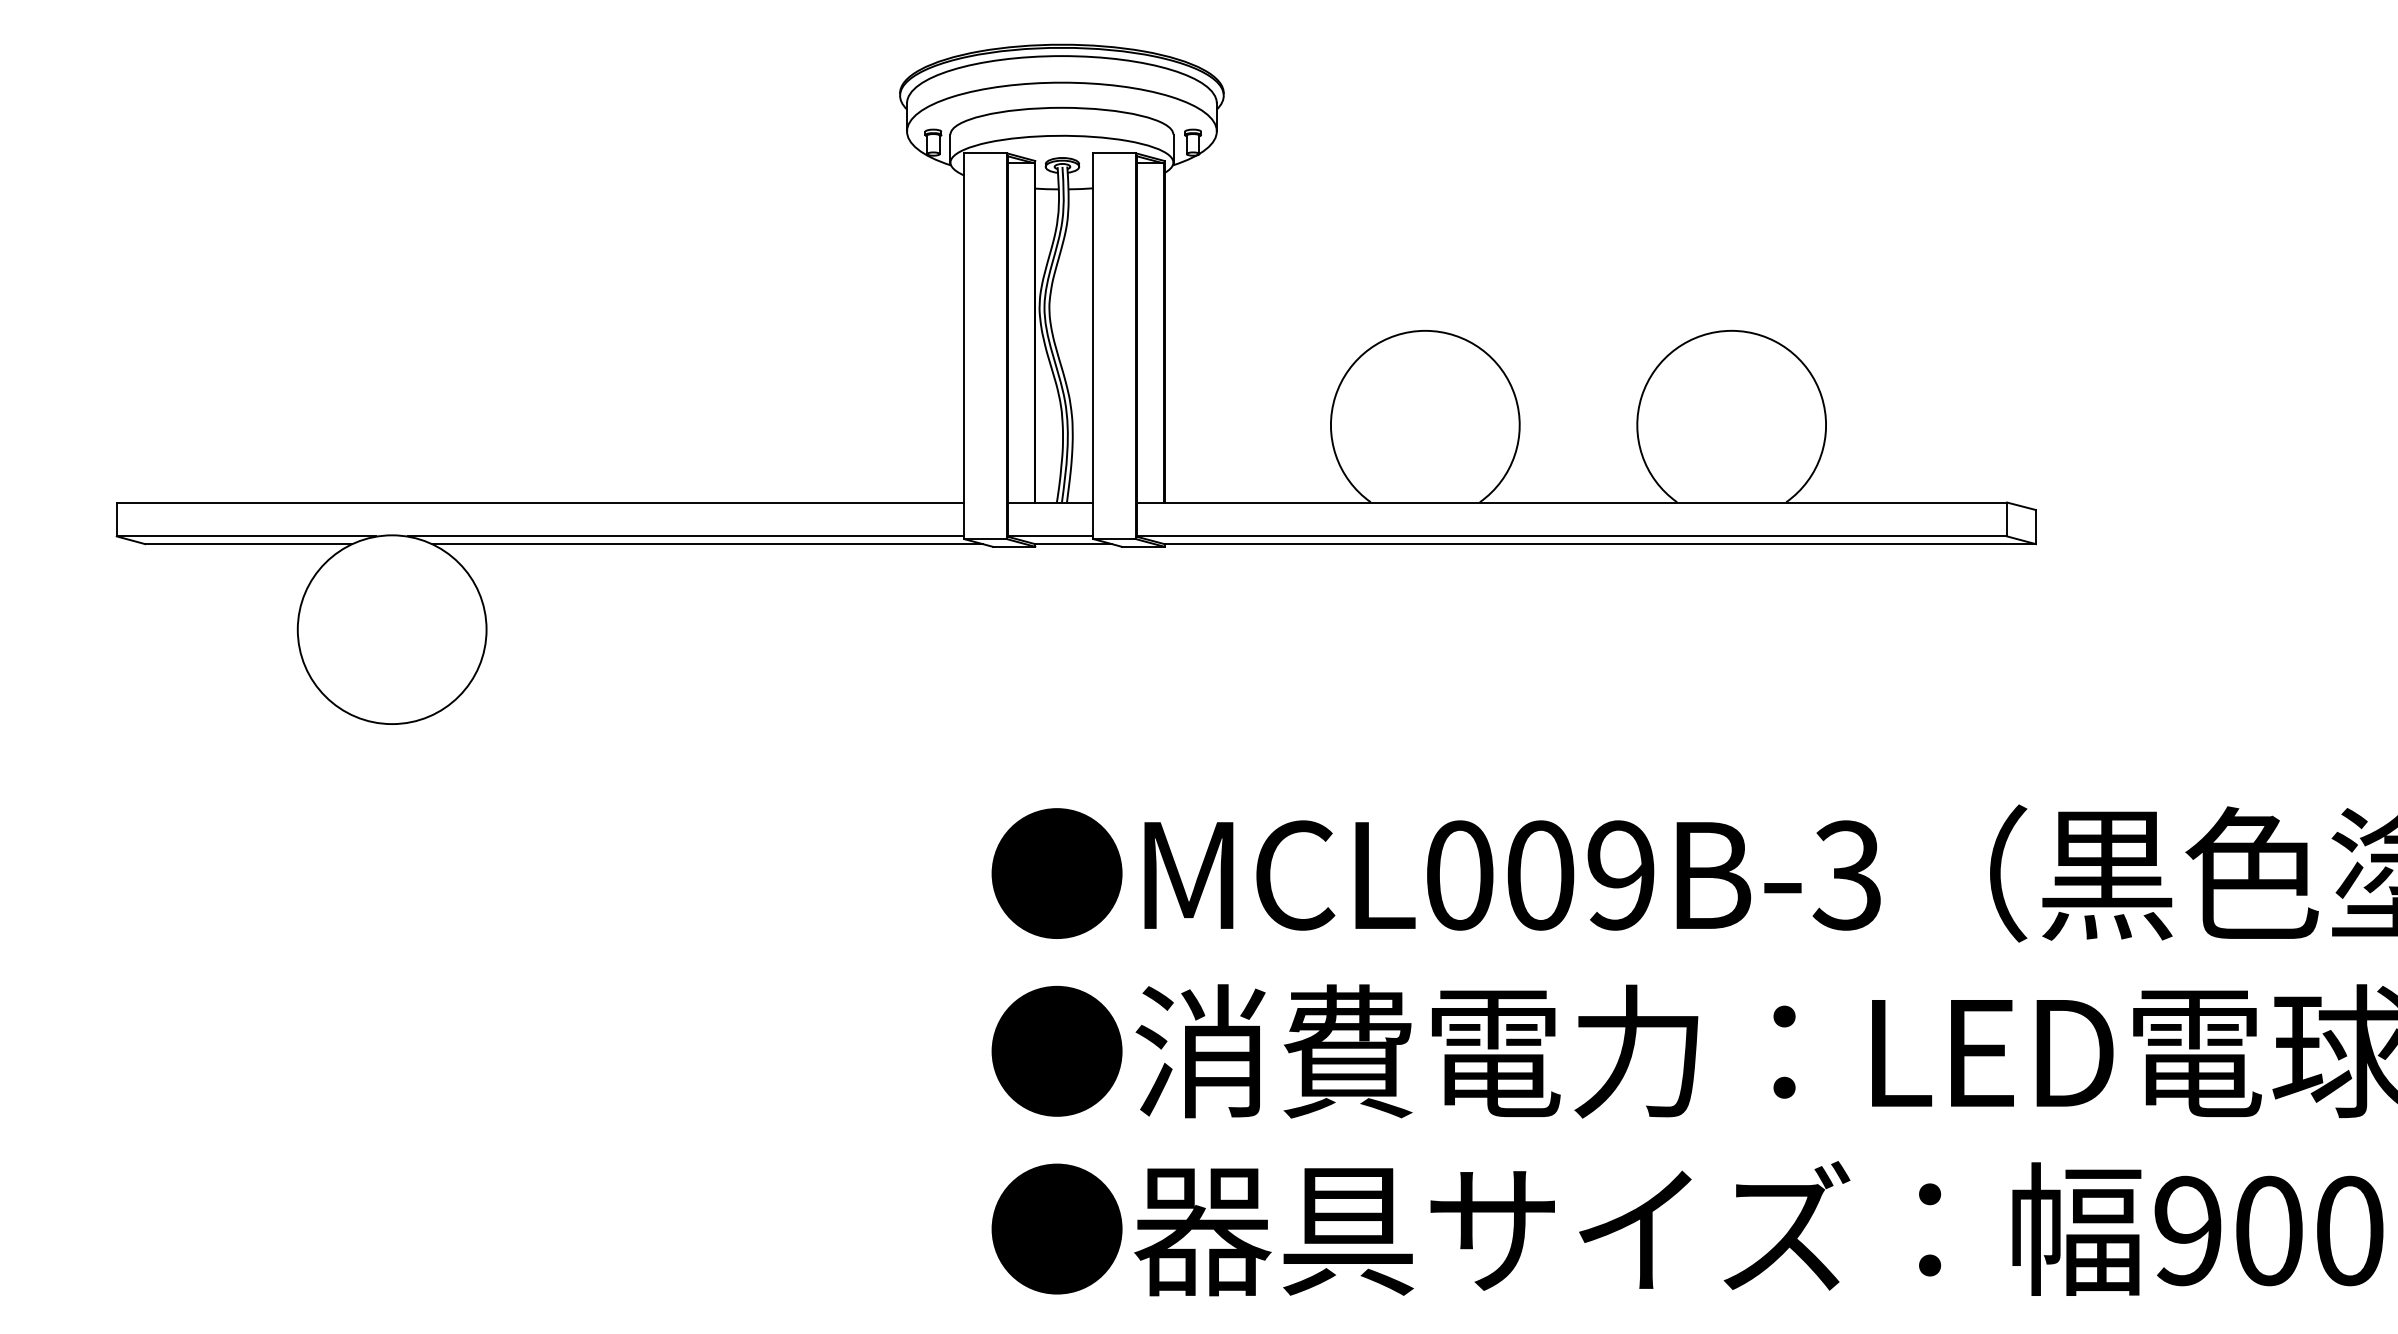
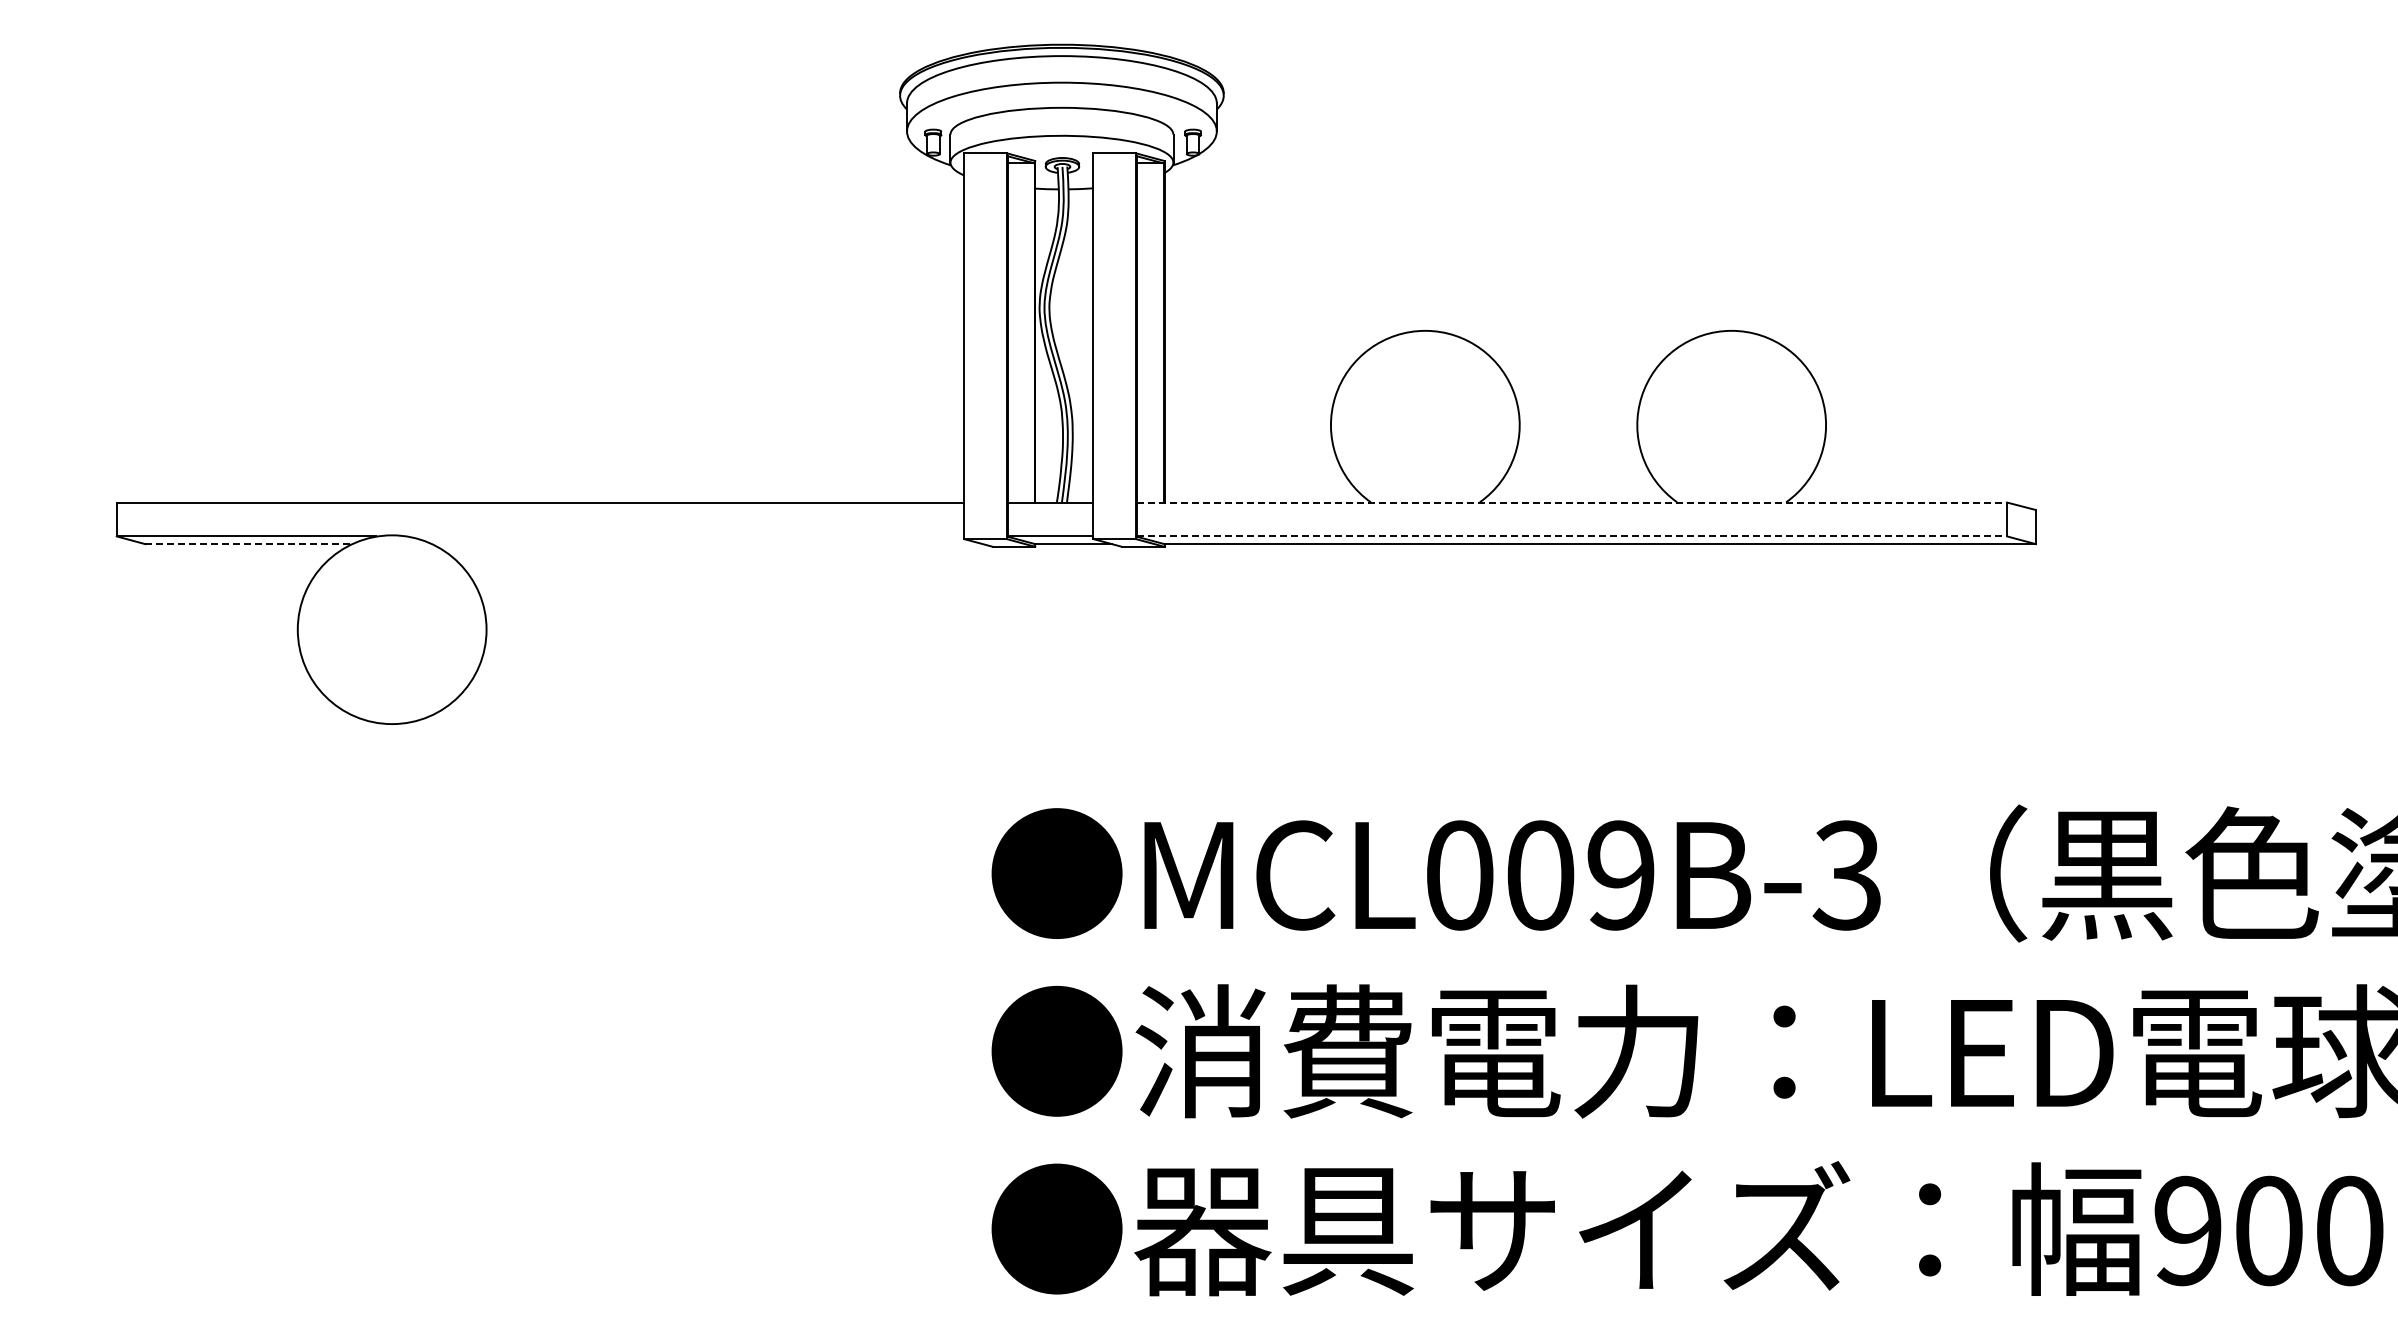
line: solid -> dashed (1572, 502)
line: present -> none (685, 536)
line: solid -> dashed (1572, 536)
line: solid -> dashed (249, 544)
line: present -> none (707, 544)
